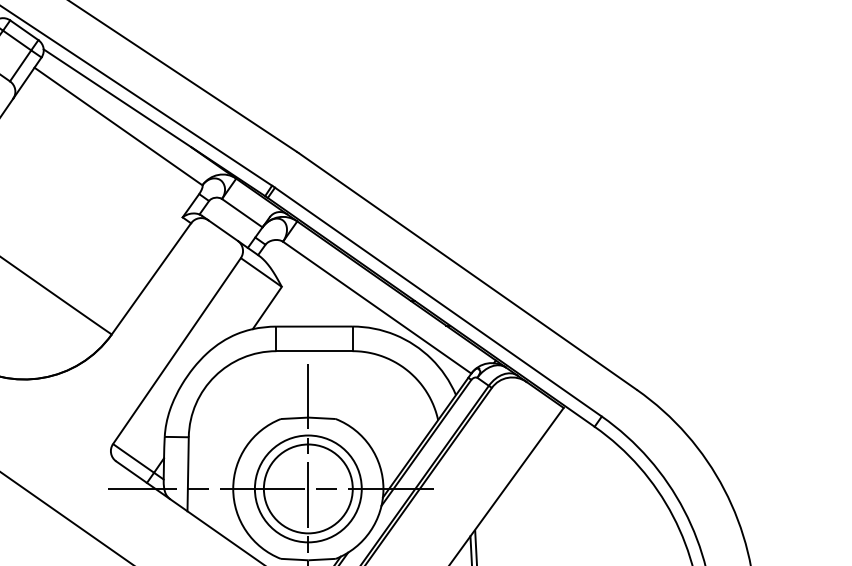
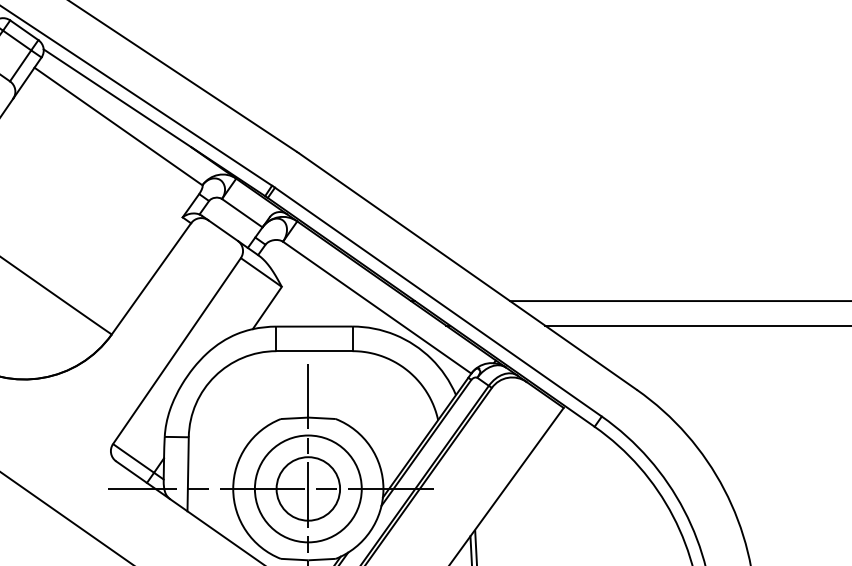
line: none -> present (679, 301)
line: none -> present (696, 325)
circle diameter: 89 px -> 63 px (308, 488)
